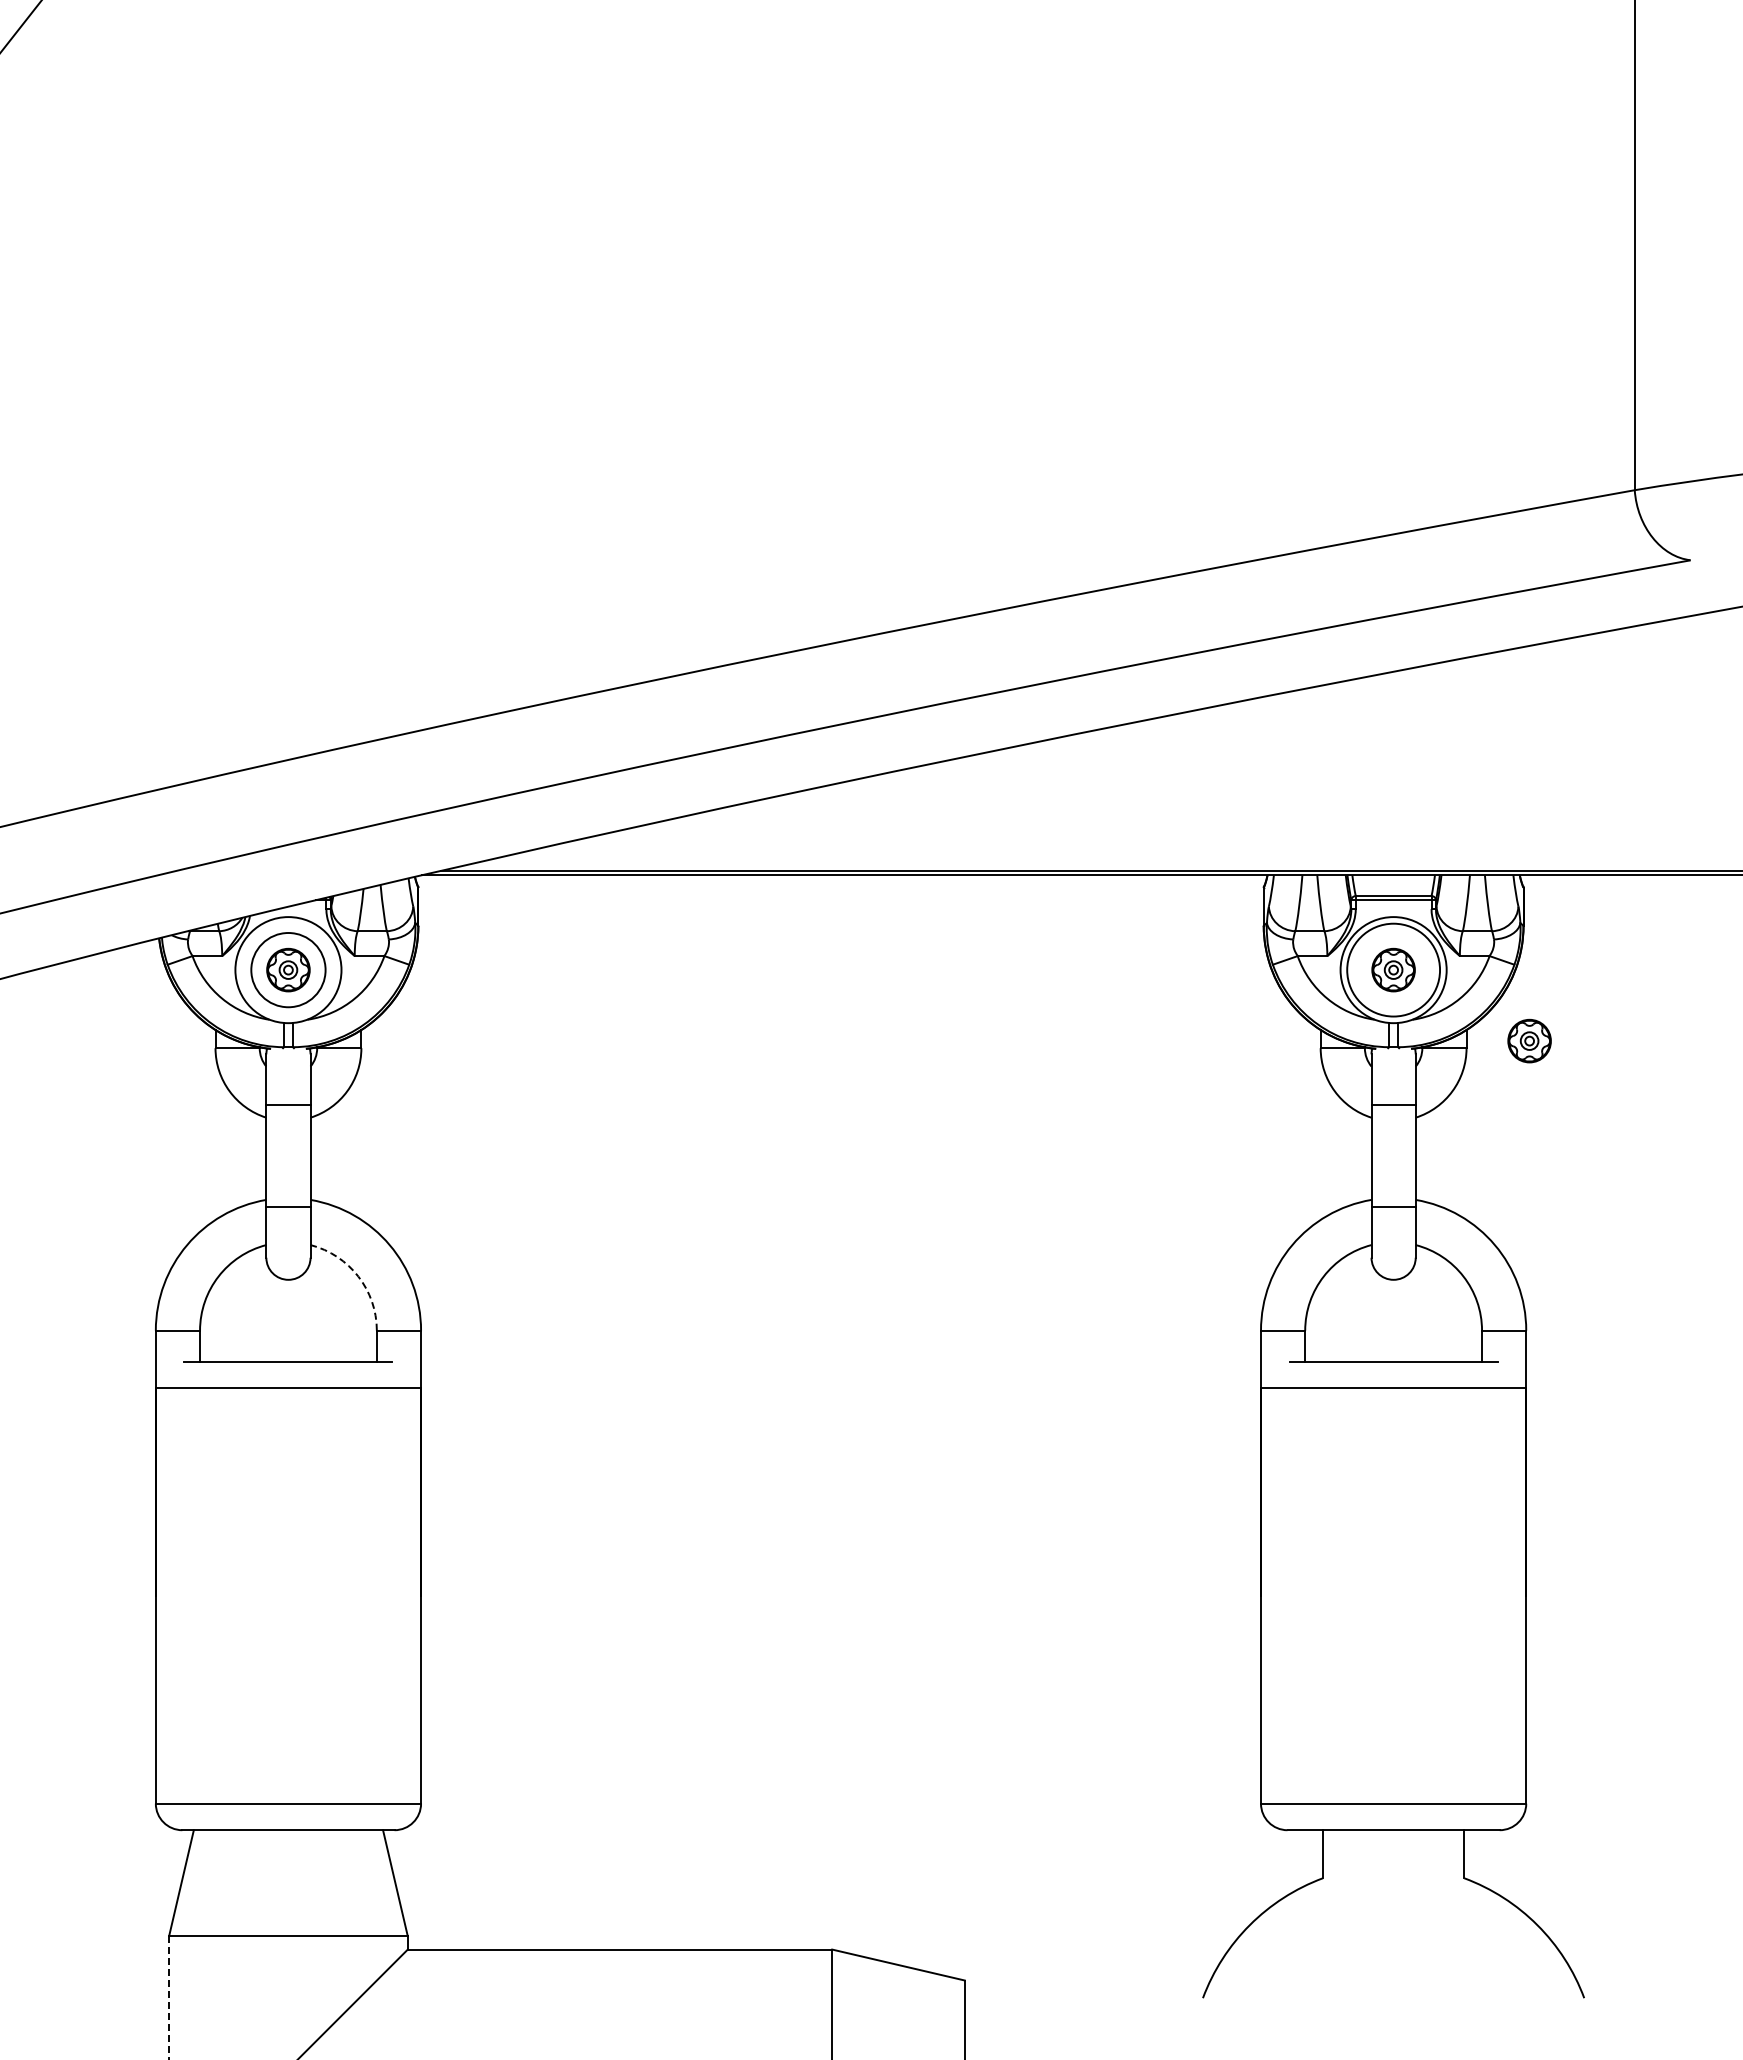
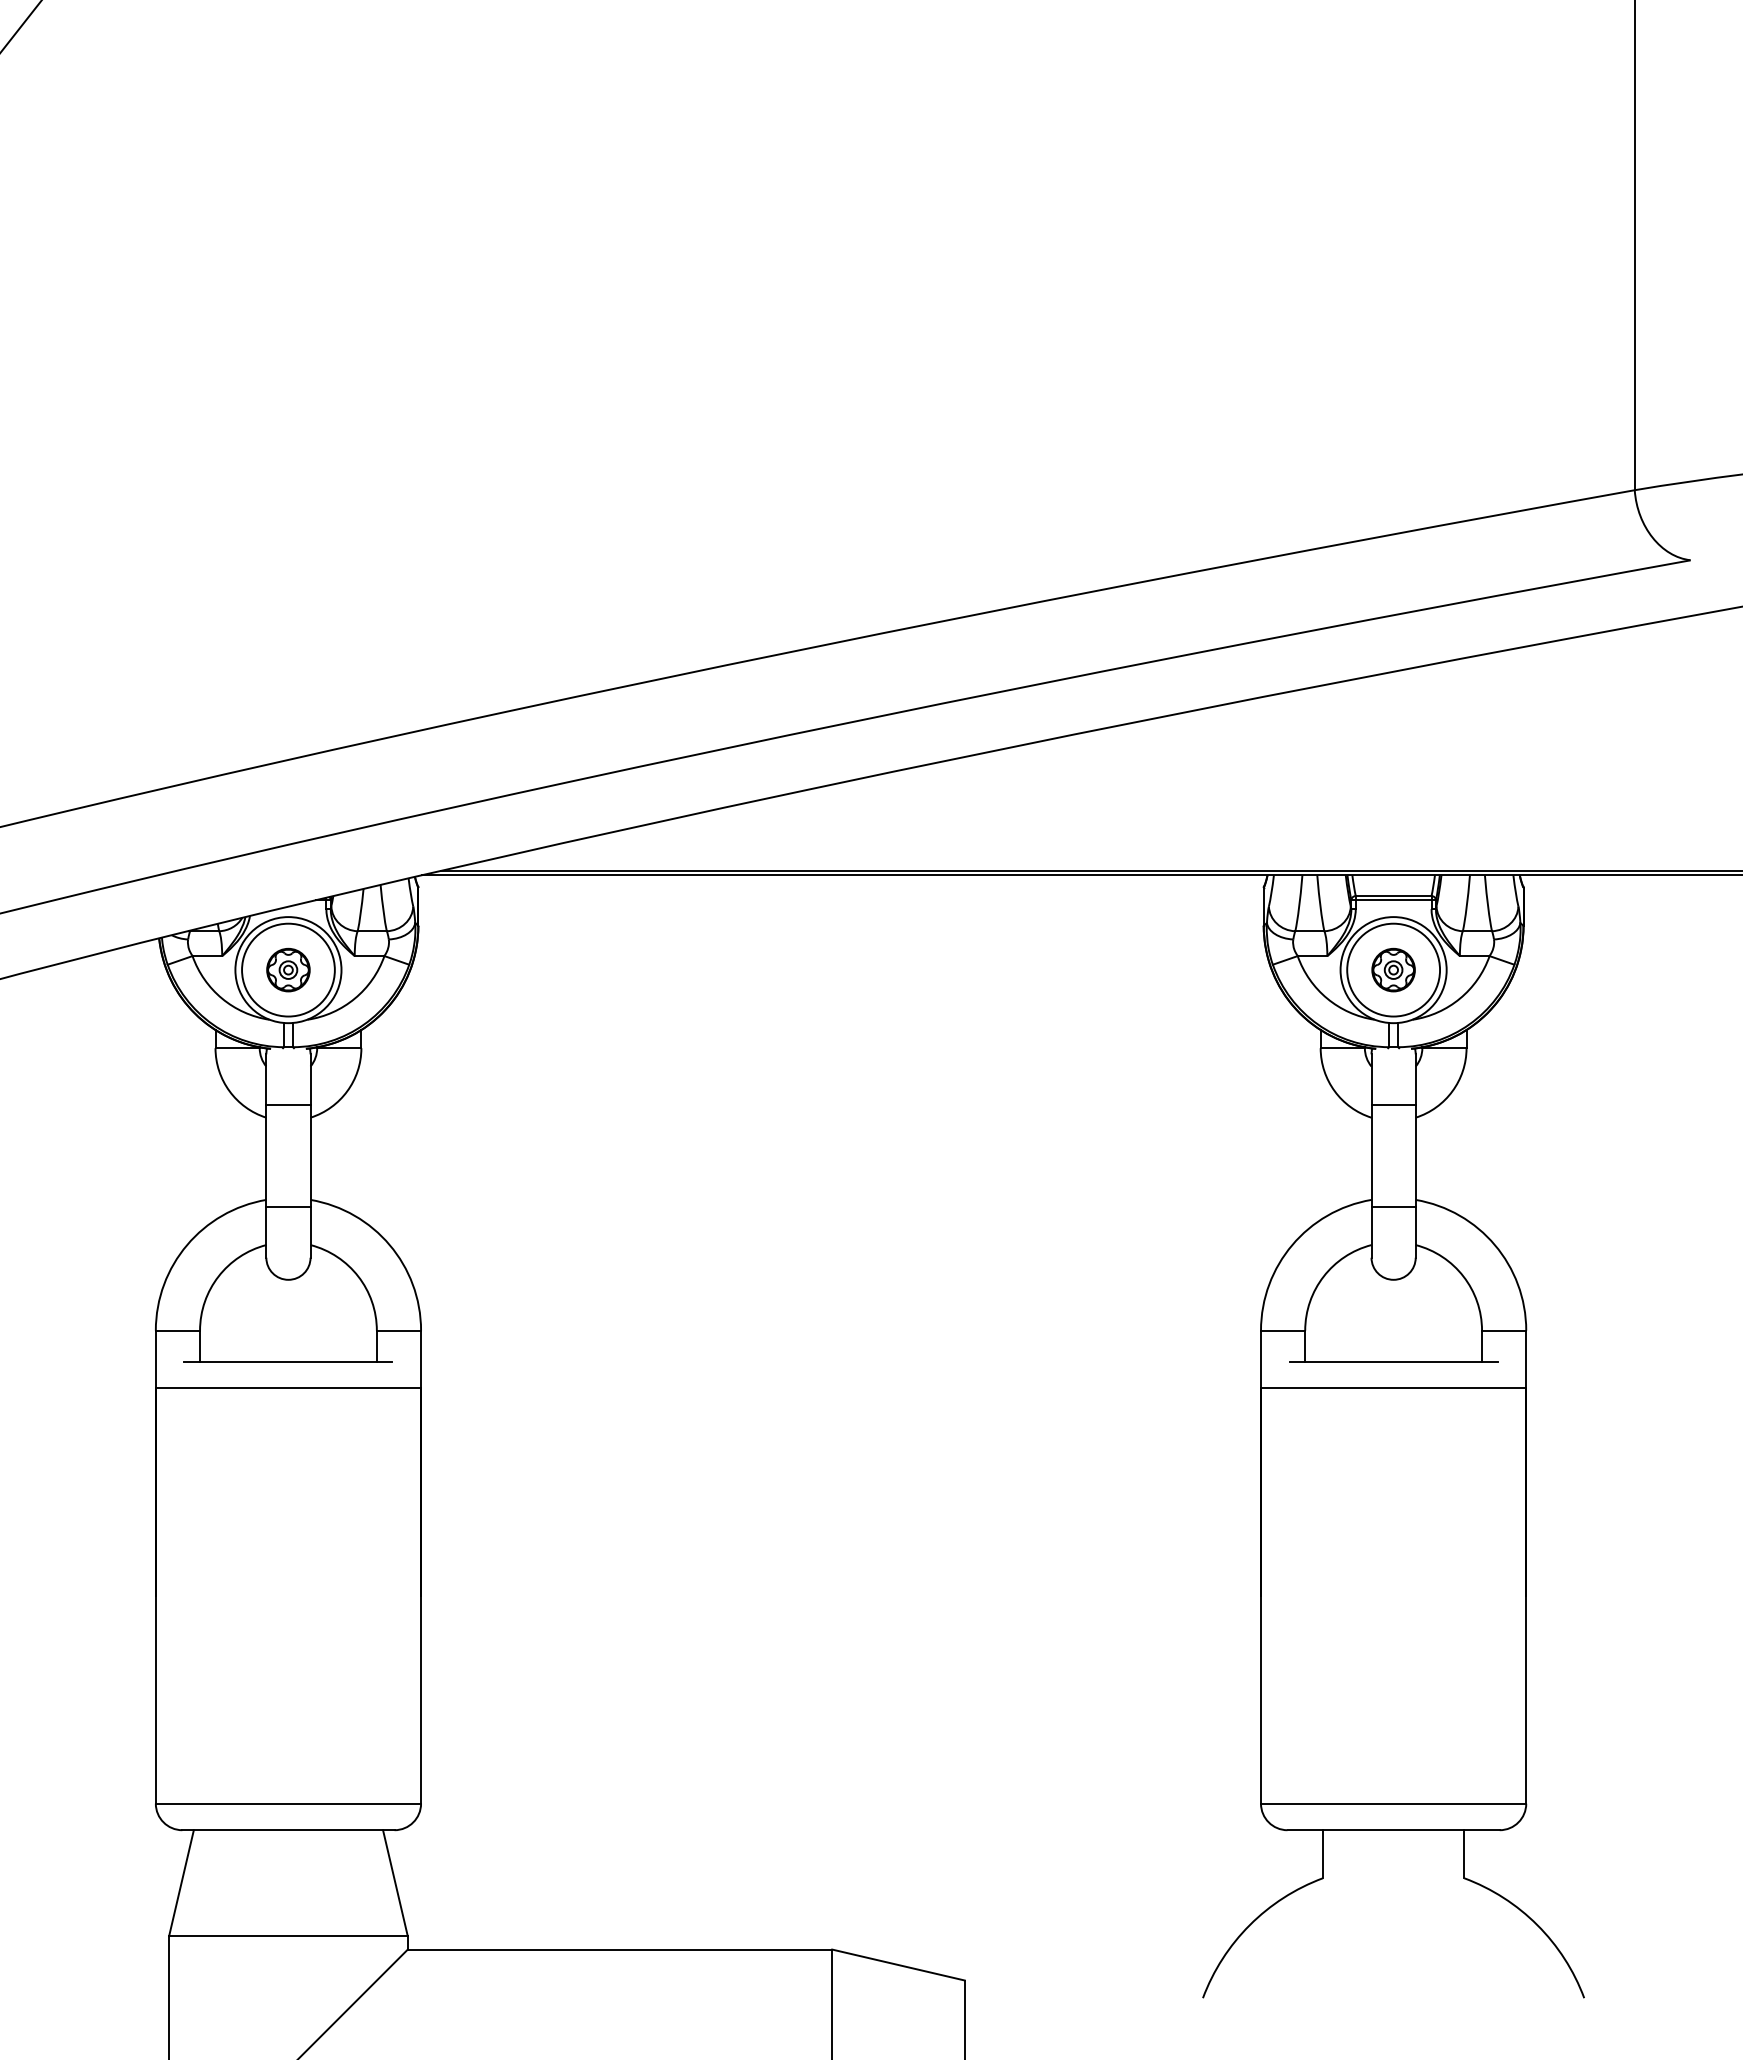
circle diameter: 74 px -> 93 px (288, 969)
part: present -> none (1529, 1040)
arc: dashed -> solid (358, 1276)
line: dashed -> solid (169, 1998)
